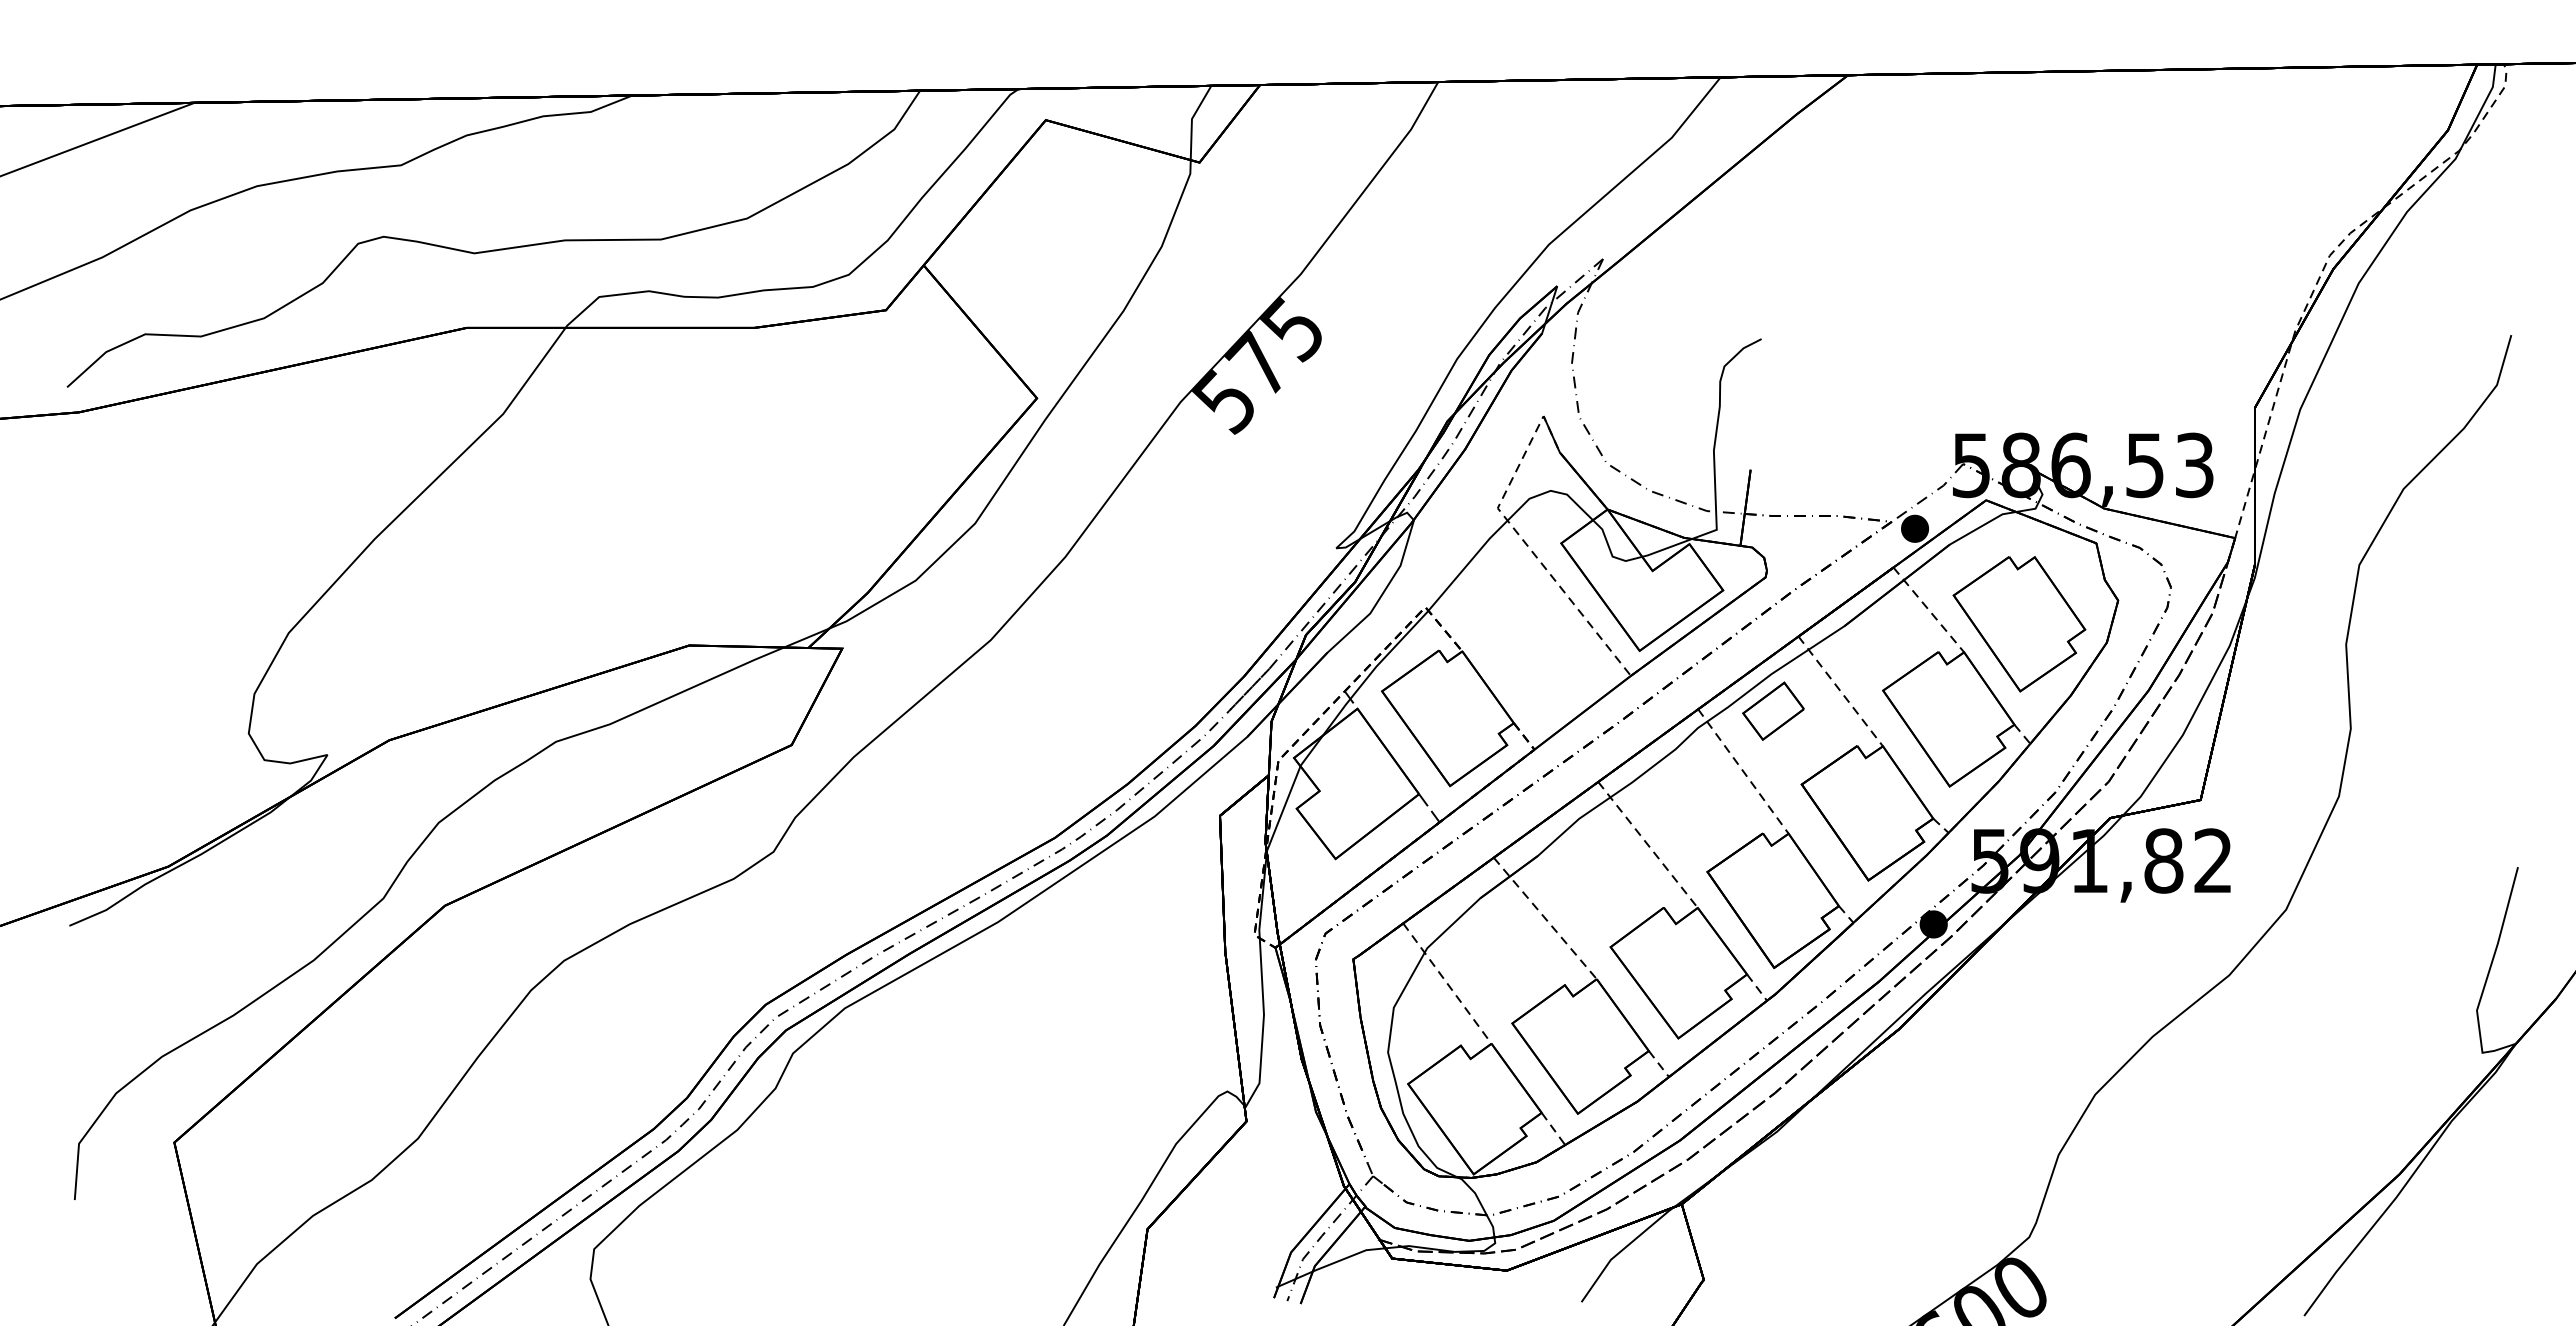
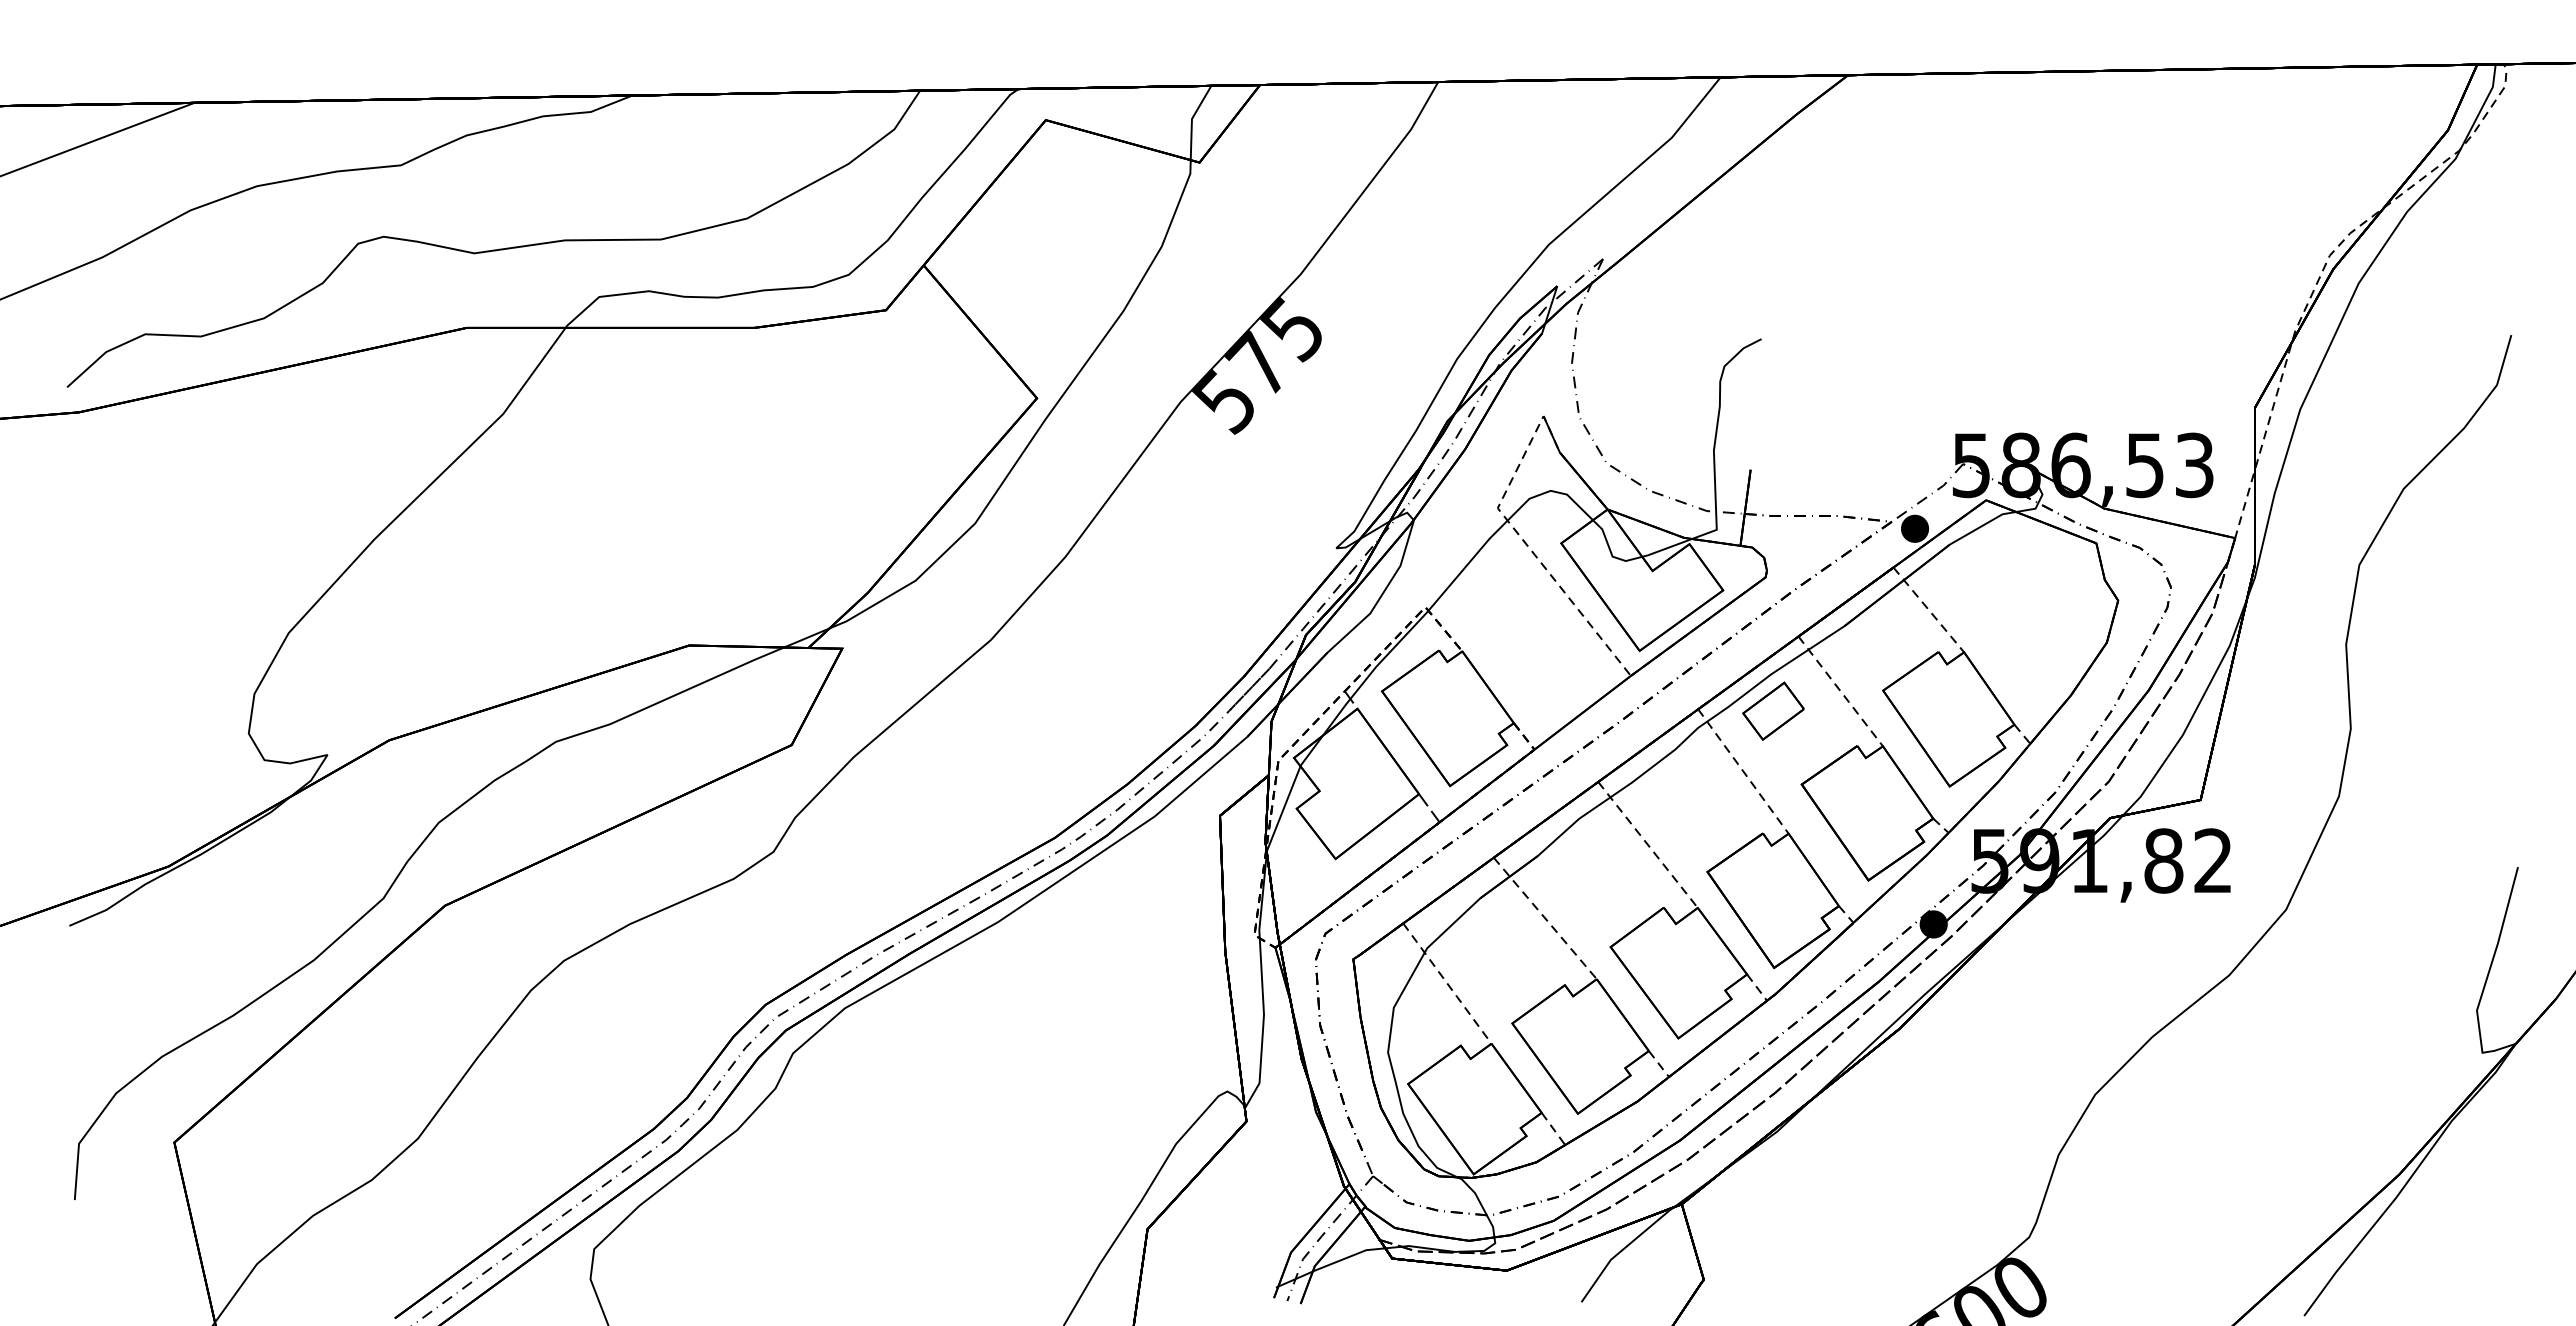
part: present -> none (2019, 624)
